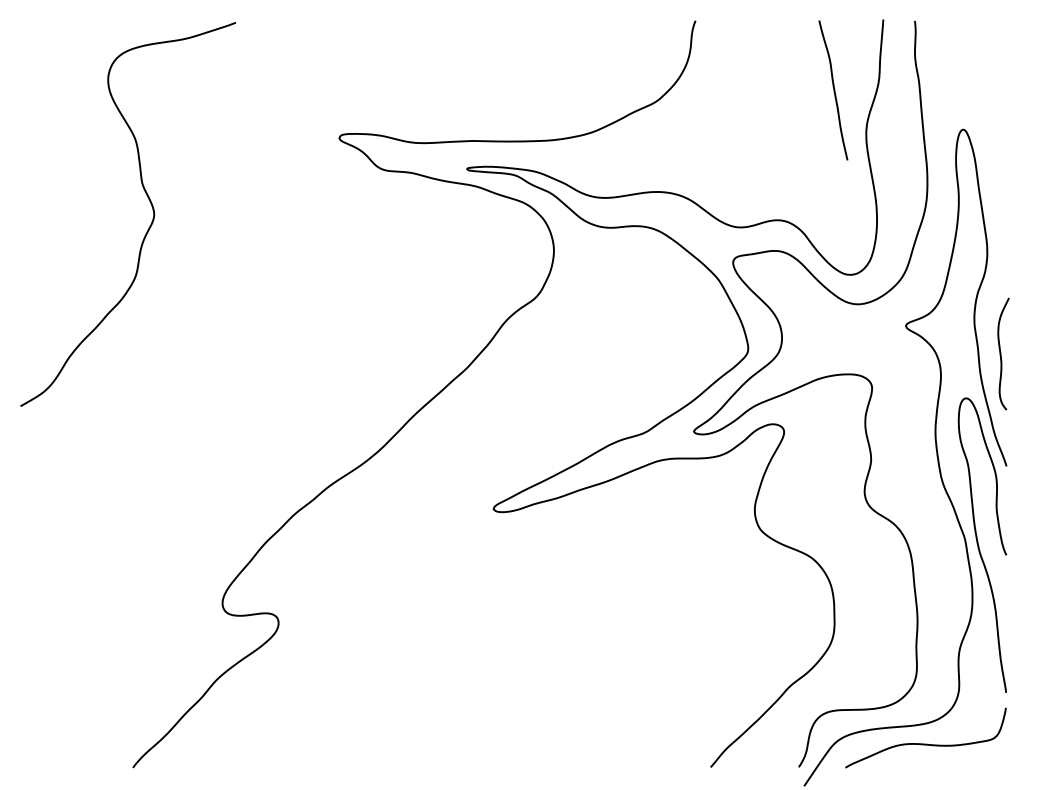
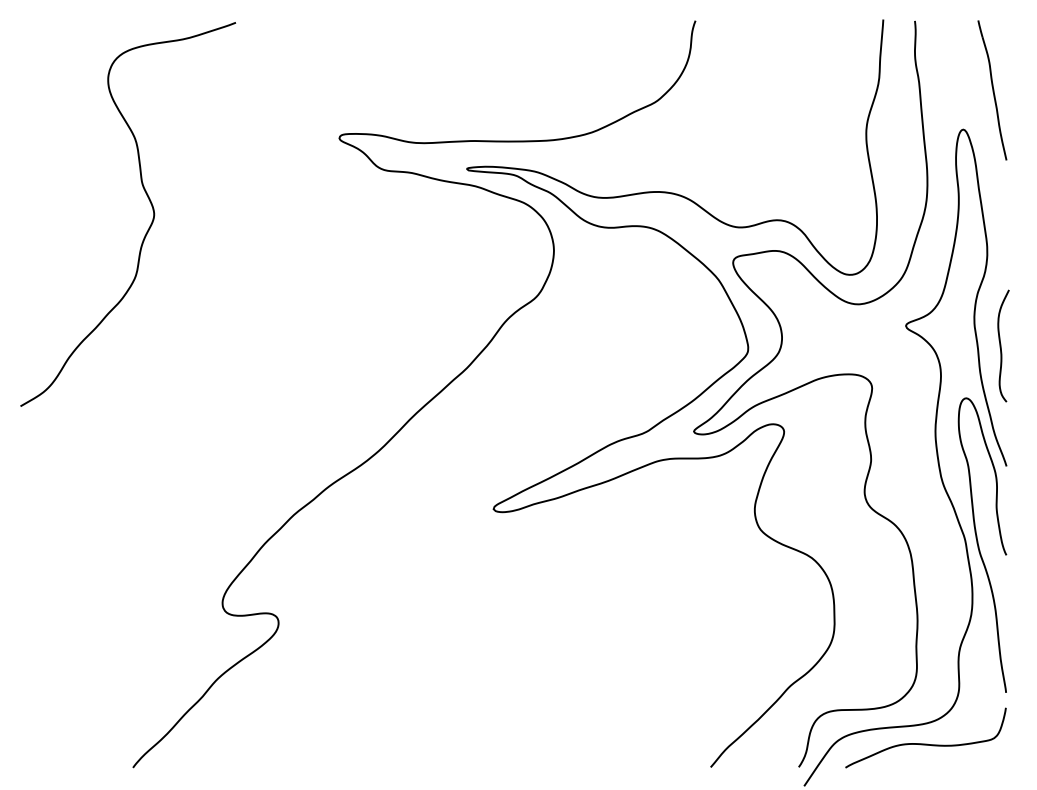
part position: (833, 90) -> (992, 90) (992, 90)
curve position: (1001, 353) -> (1001, 345) (1001, 345)
